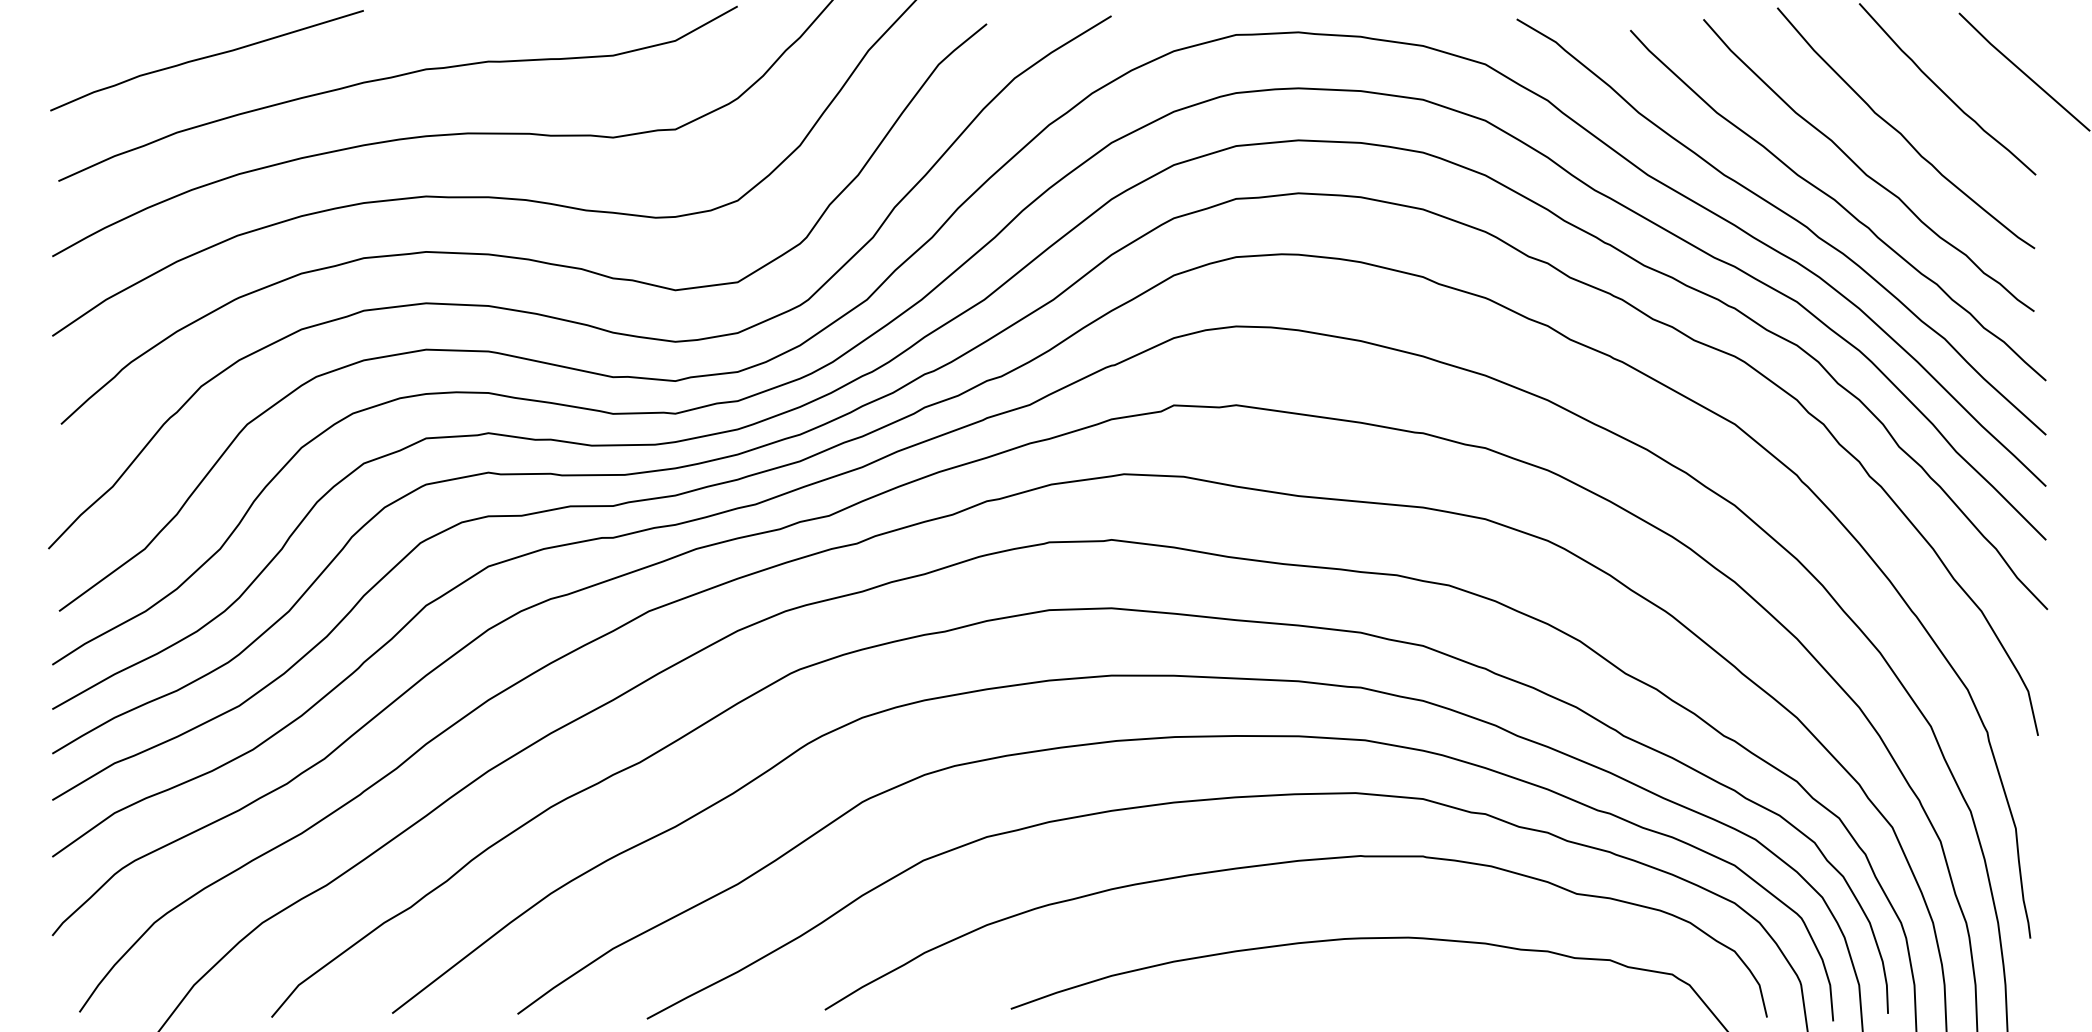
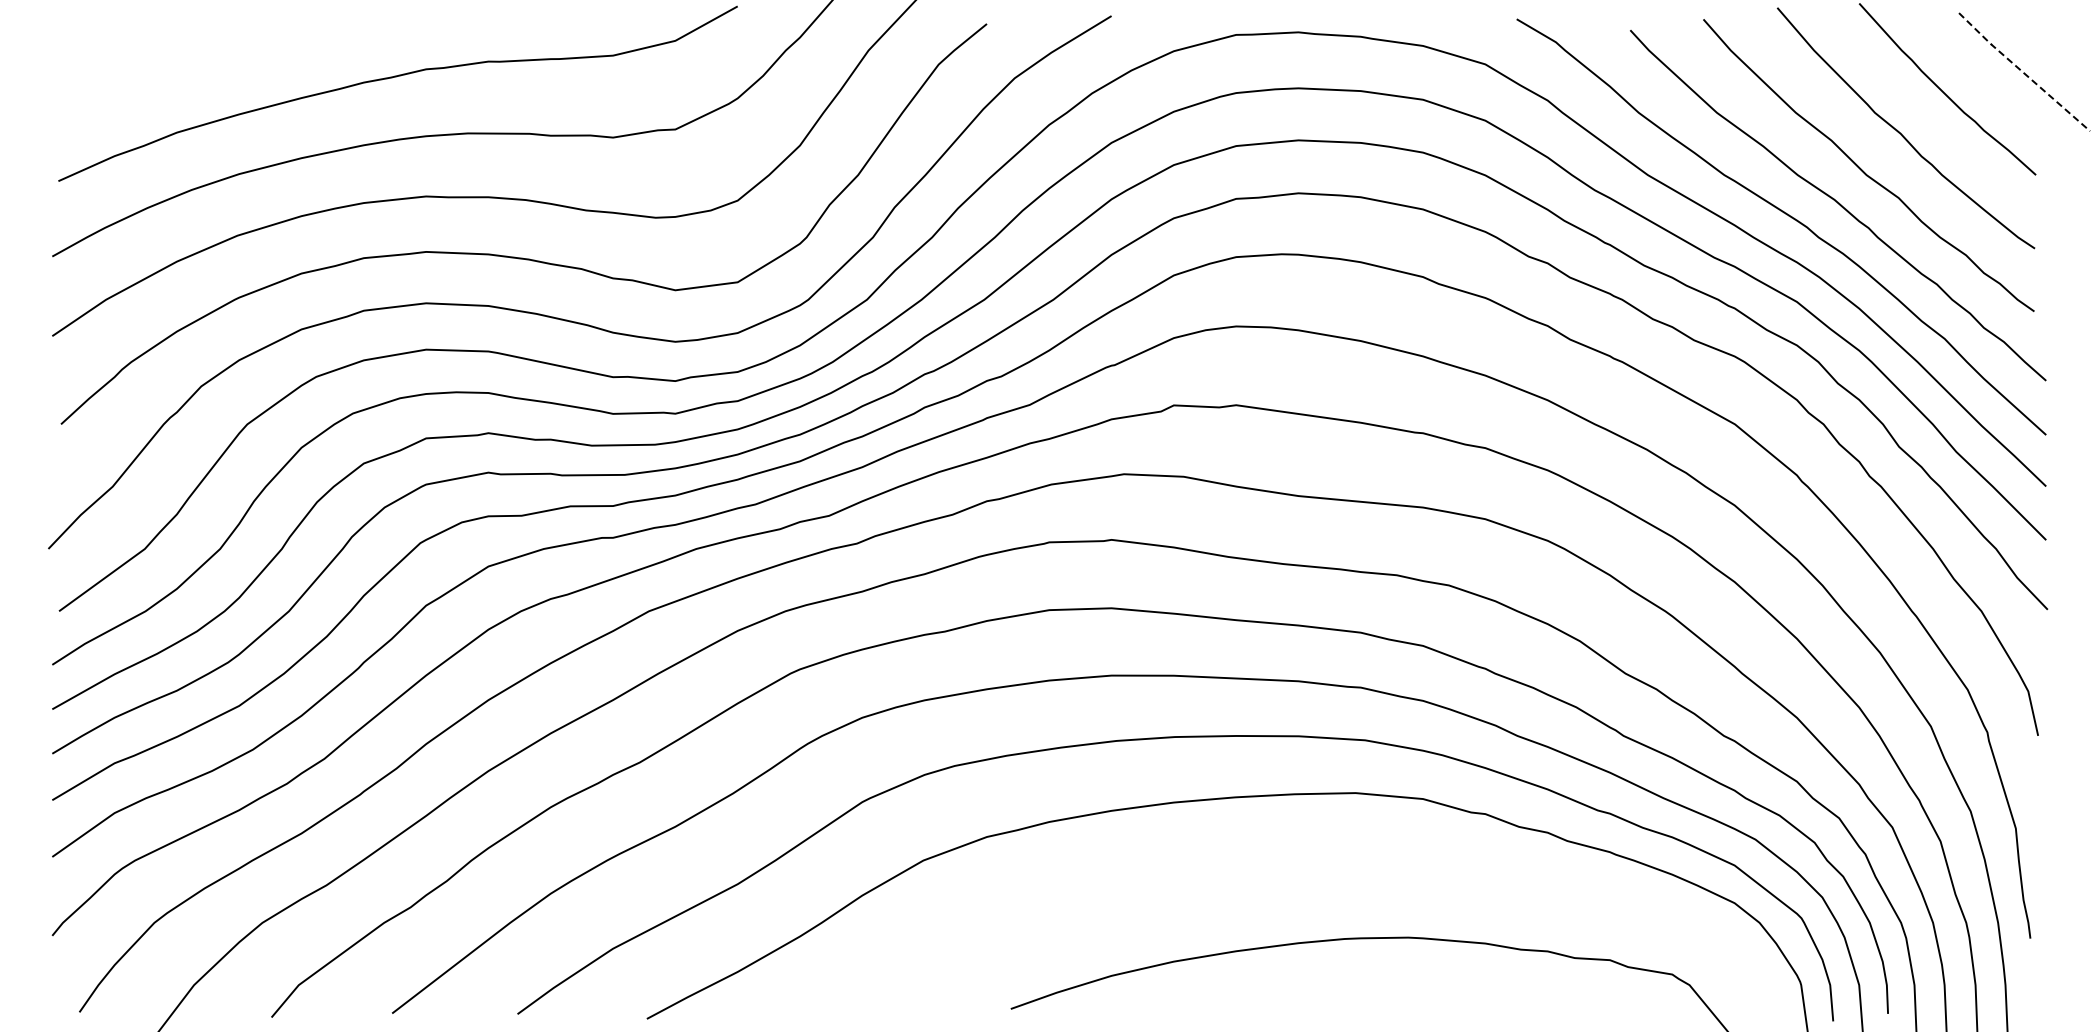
curve: present -> none (206, 58)
line: solid -> dashed (2023, 72)
curve: present -> none (1287, 863)
